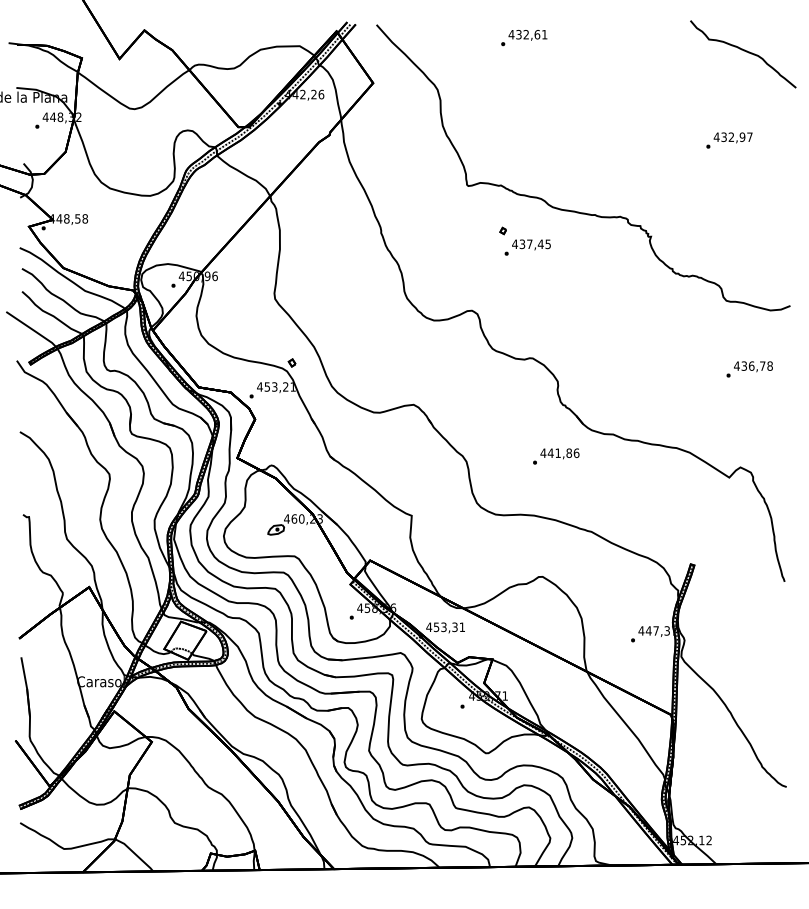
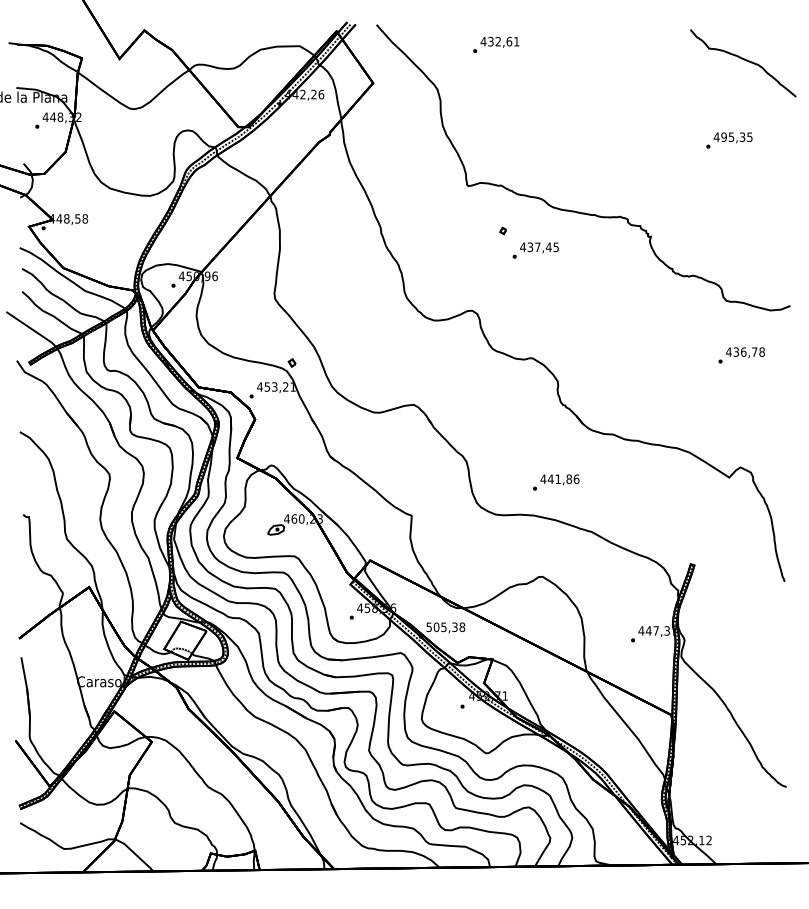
text position: (524, 38) -> (496, 45) (496, 45)
curve position: (743, 51) -> (743, 60) (743, 60)
text: 432,97 -> 495,35 (736, 137)
text position: (527, 247) -> (535, 250) (535, 250)
text position: (749, 369) -> (741, 355) (741, 355)
text position: (556, 456) -> (556, 482) (556, 482)
text: 453,31 -> 505,38 (445, 627)
